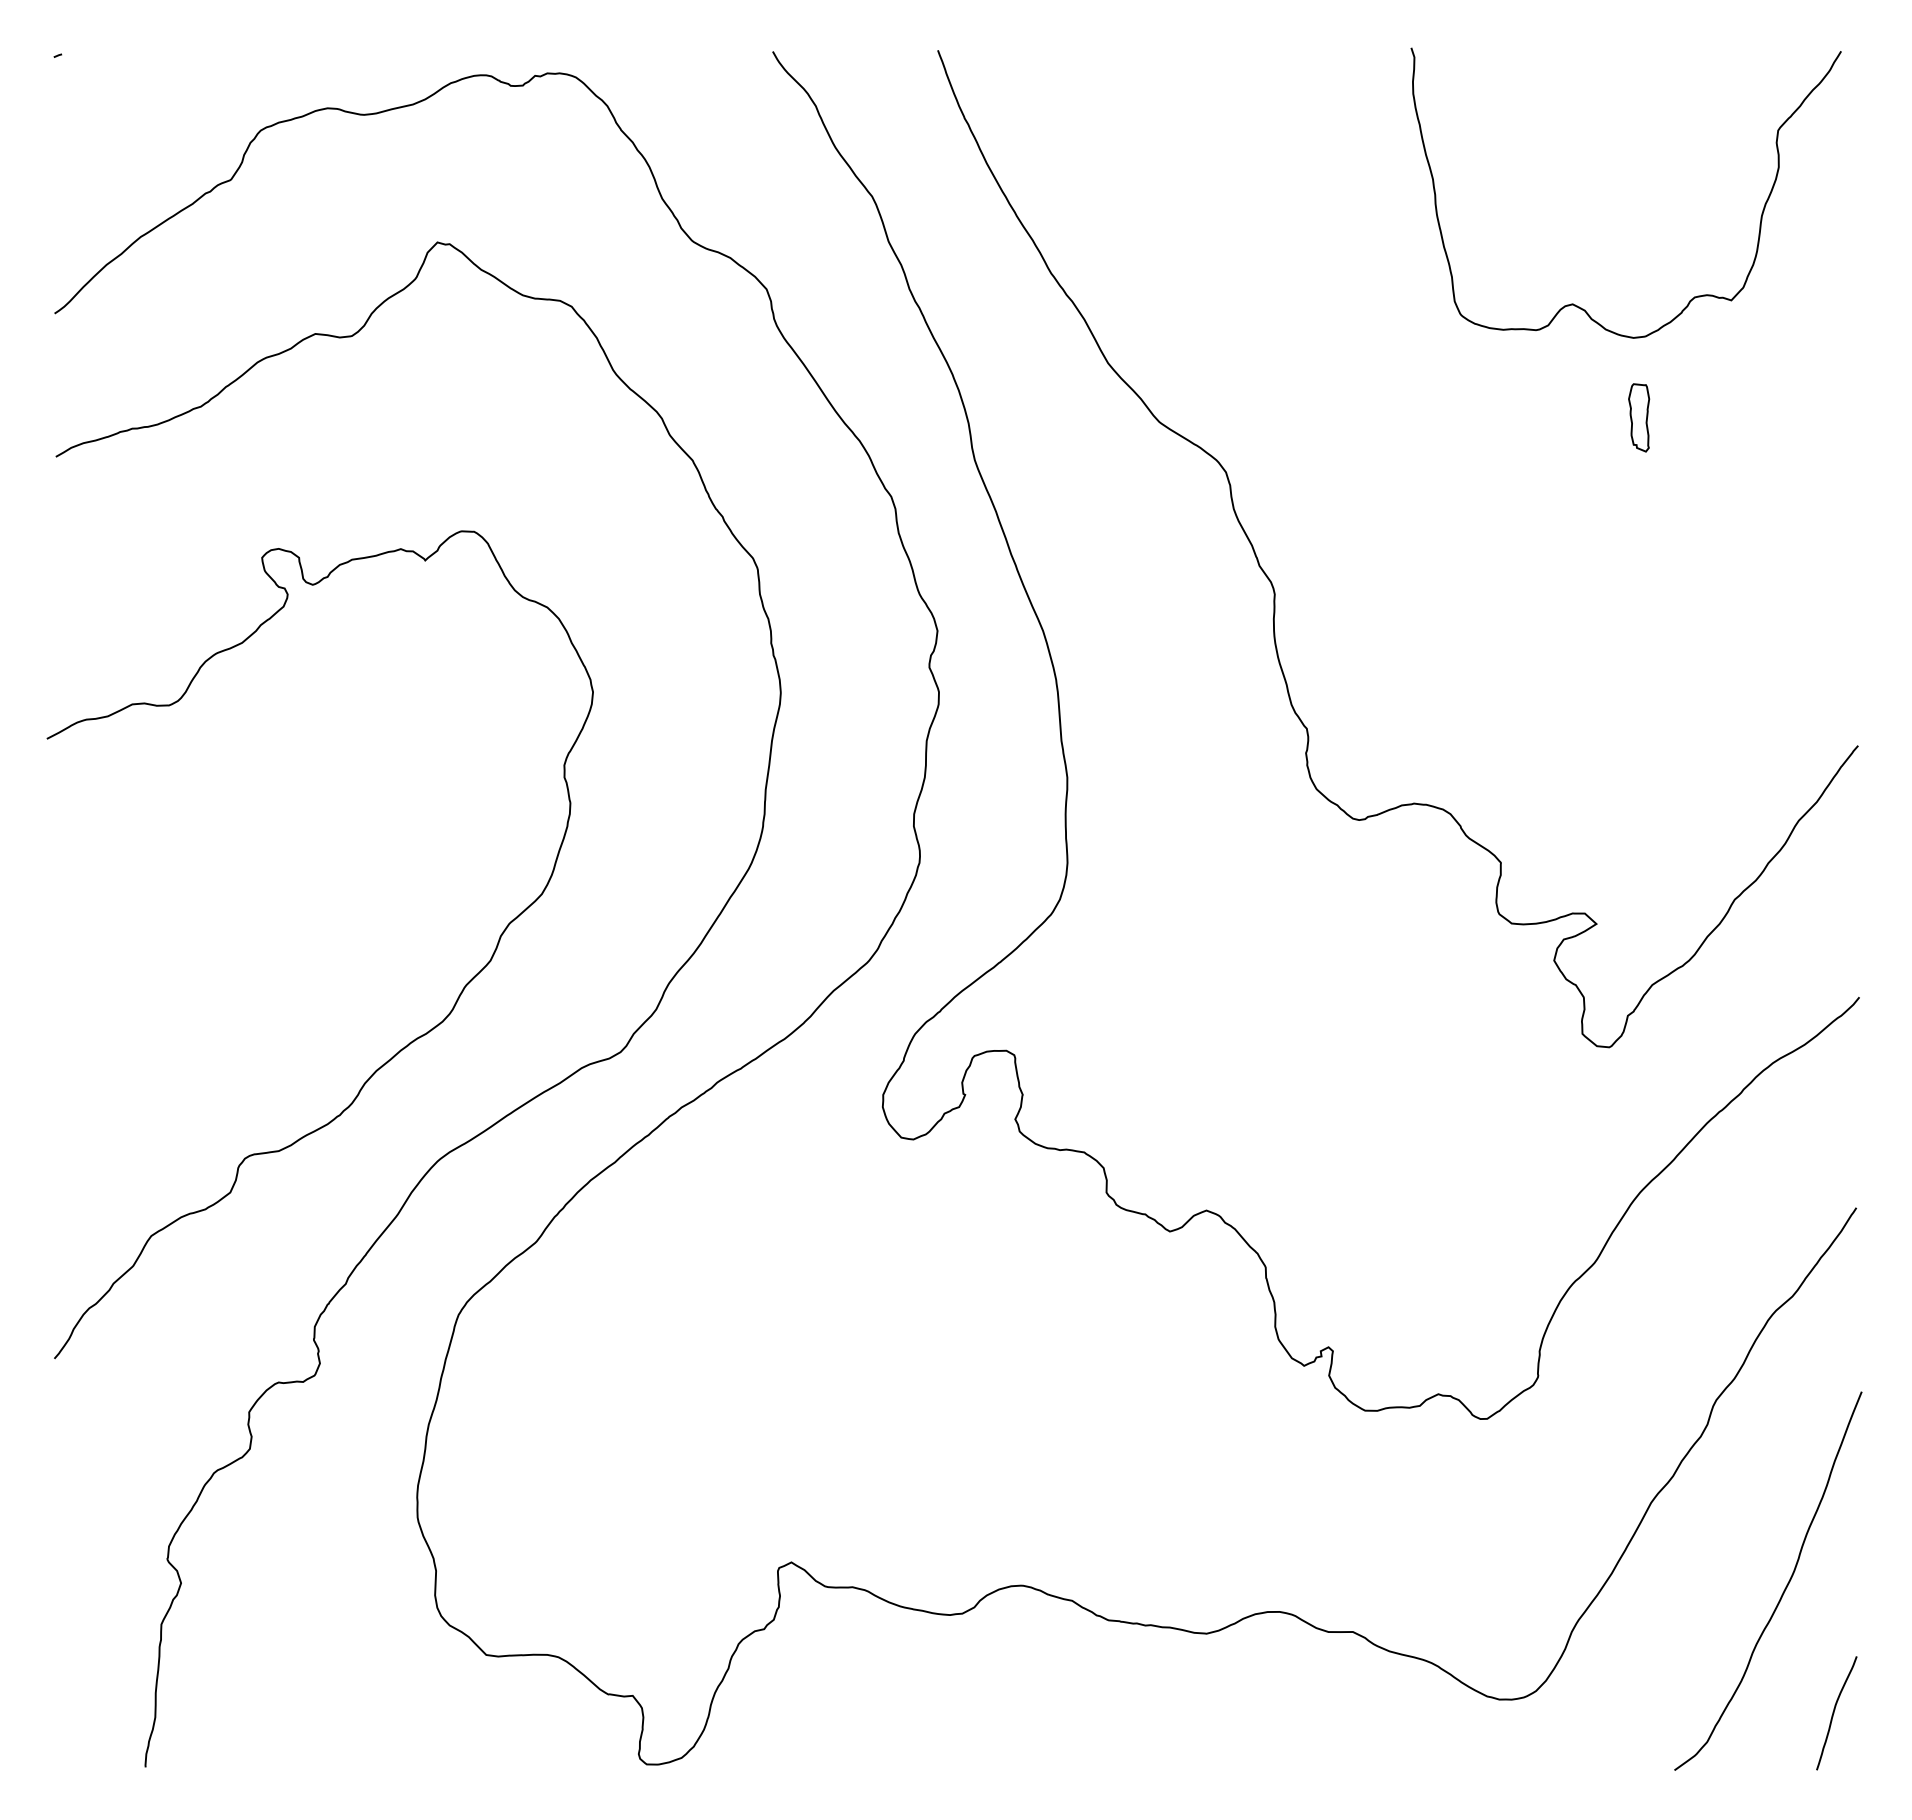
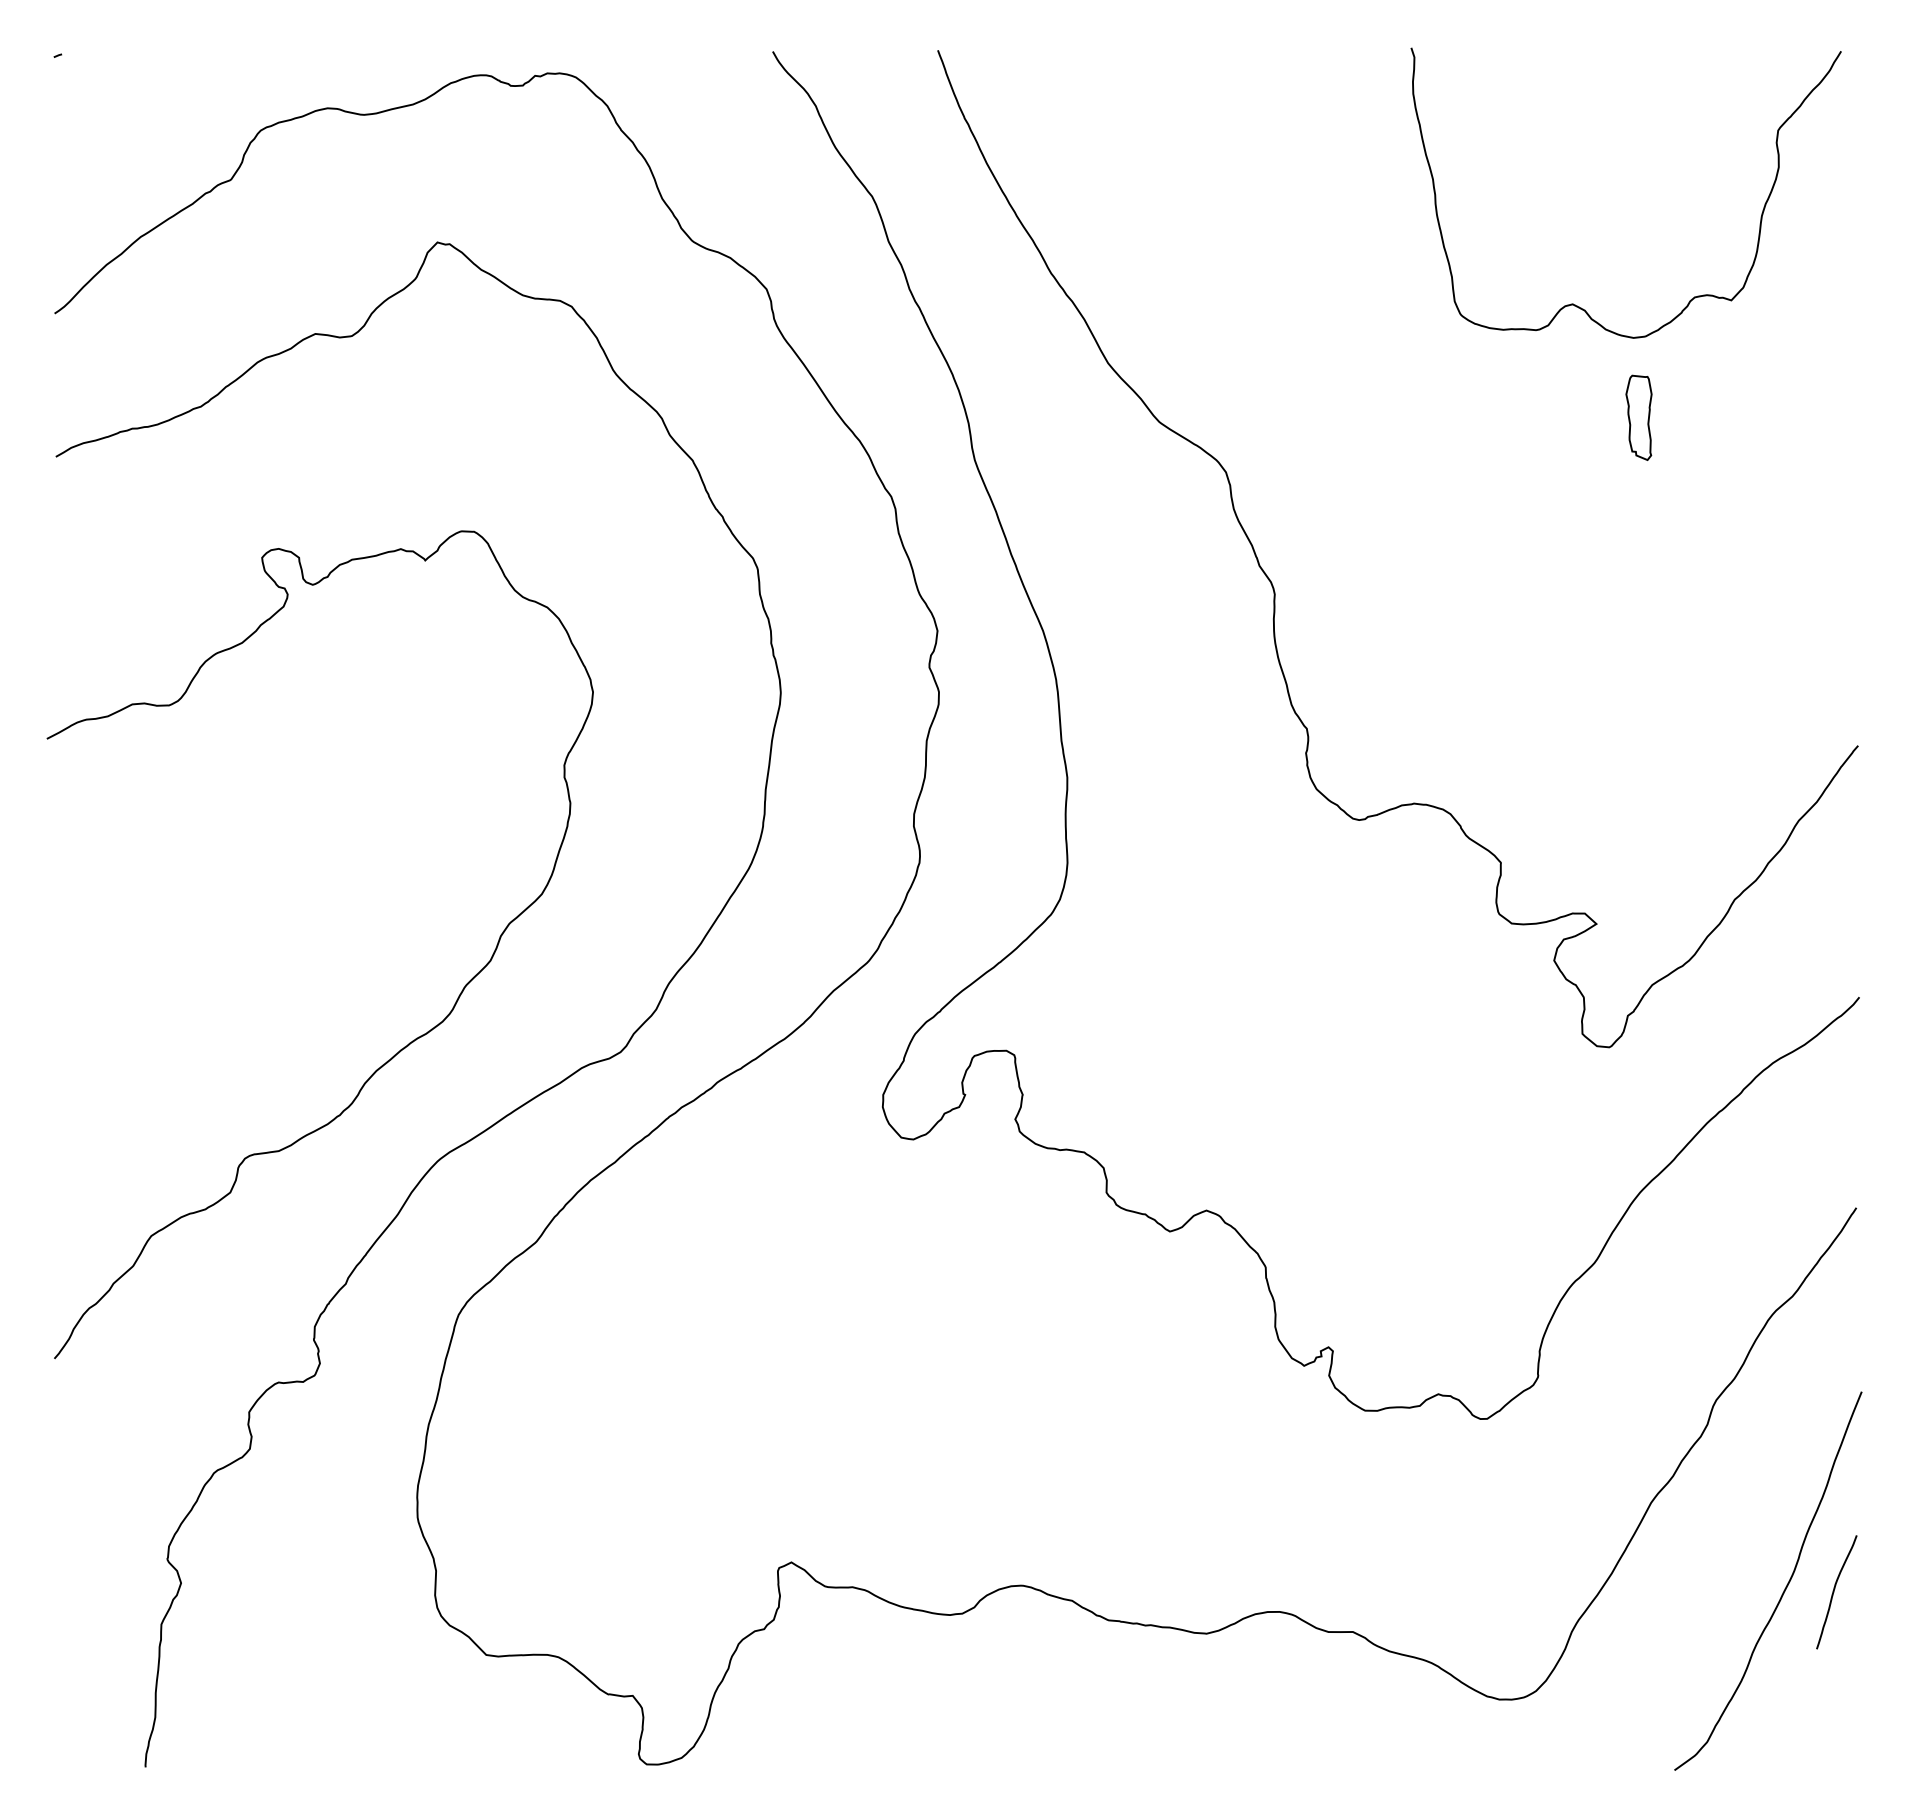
part size: 23x70 px -> 28x87 px (1638, 417)
curve position: (1834, 1713) -> (1834, 1592) (1834, 1592)
